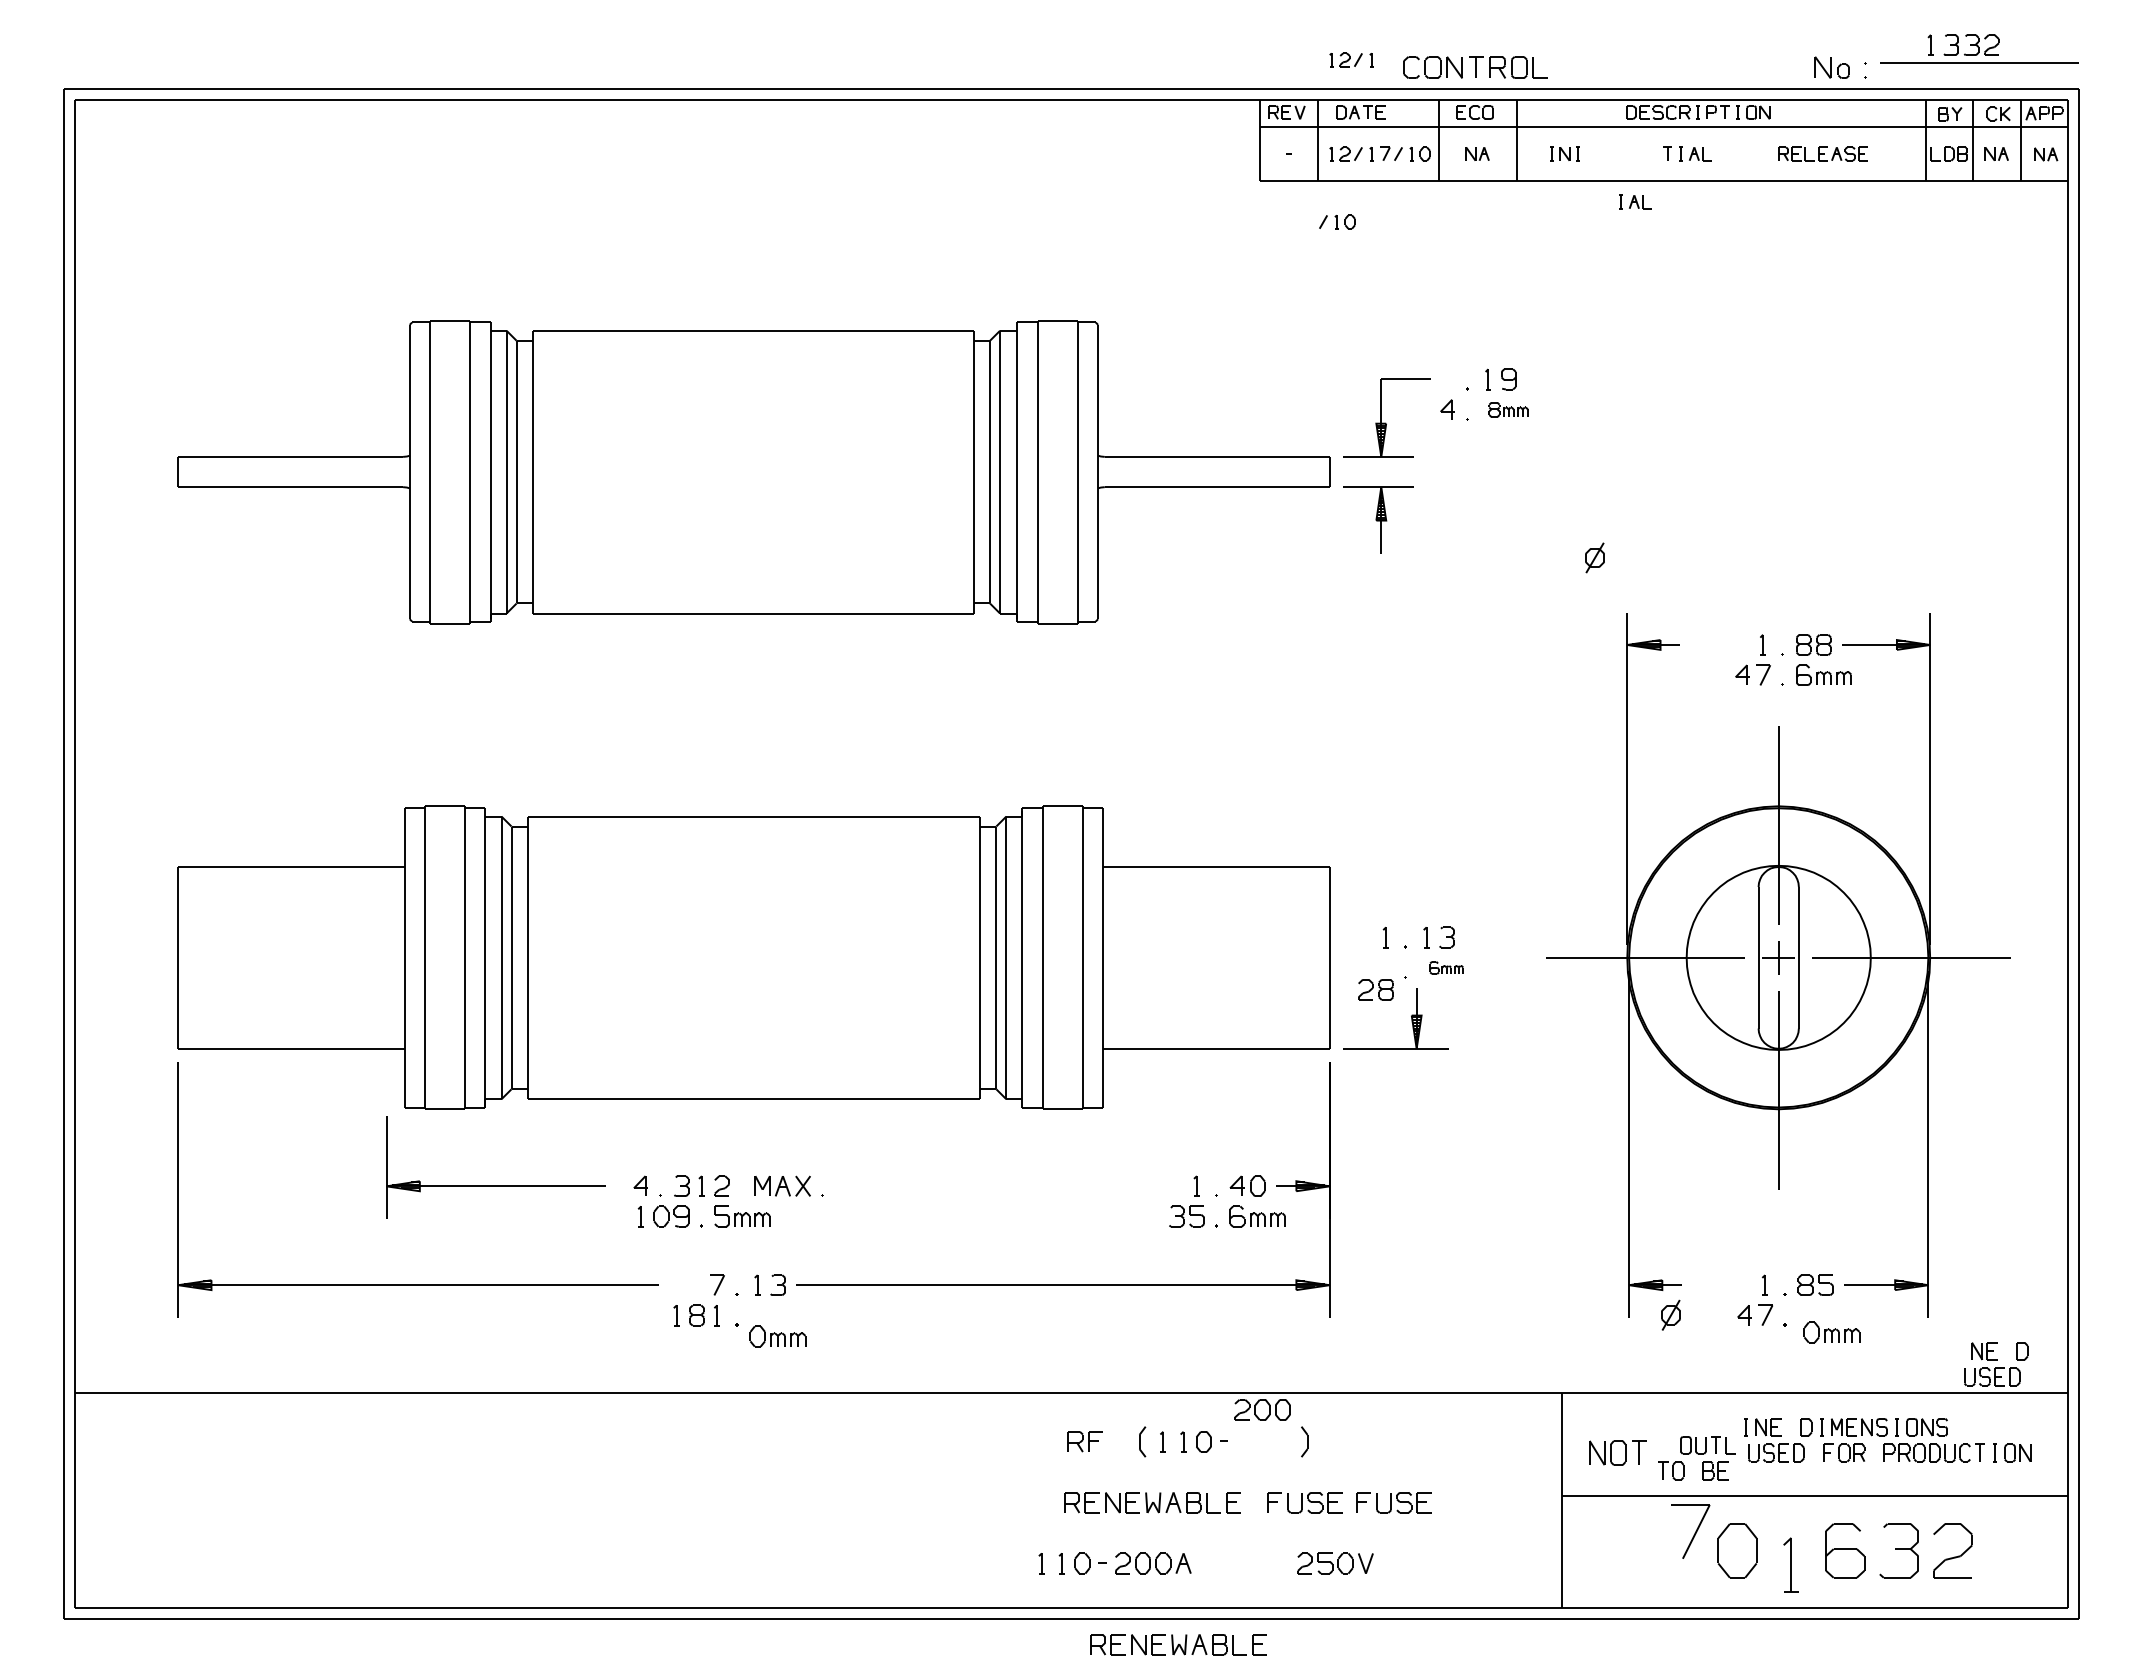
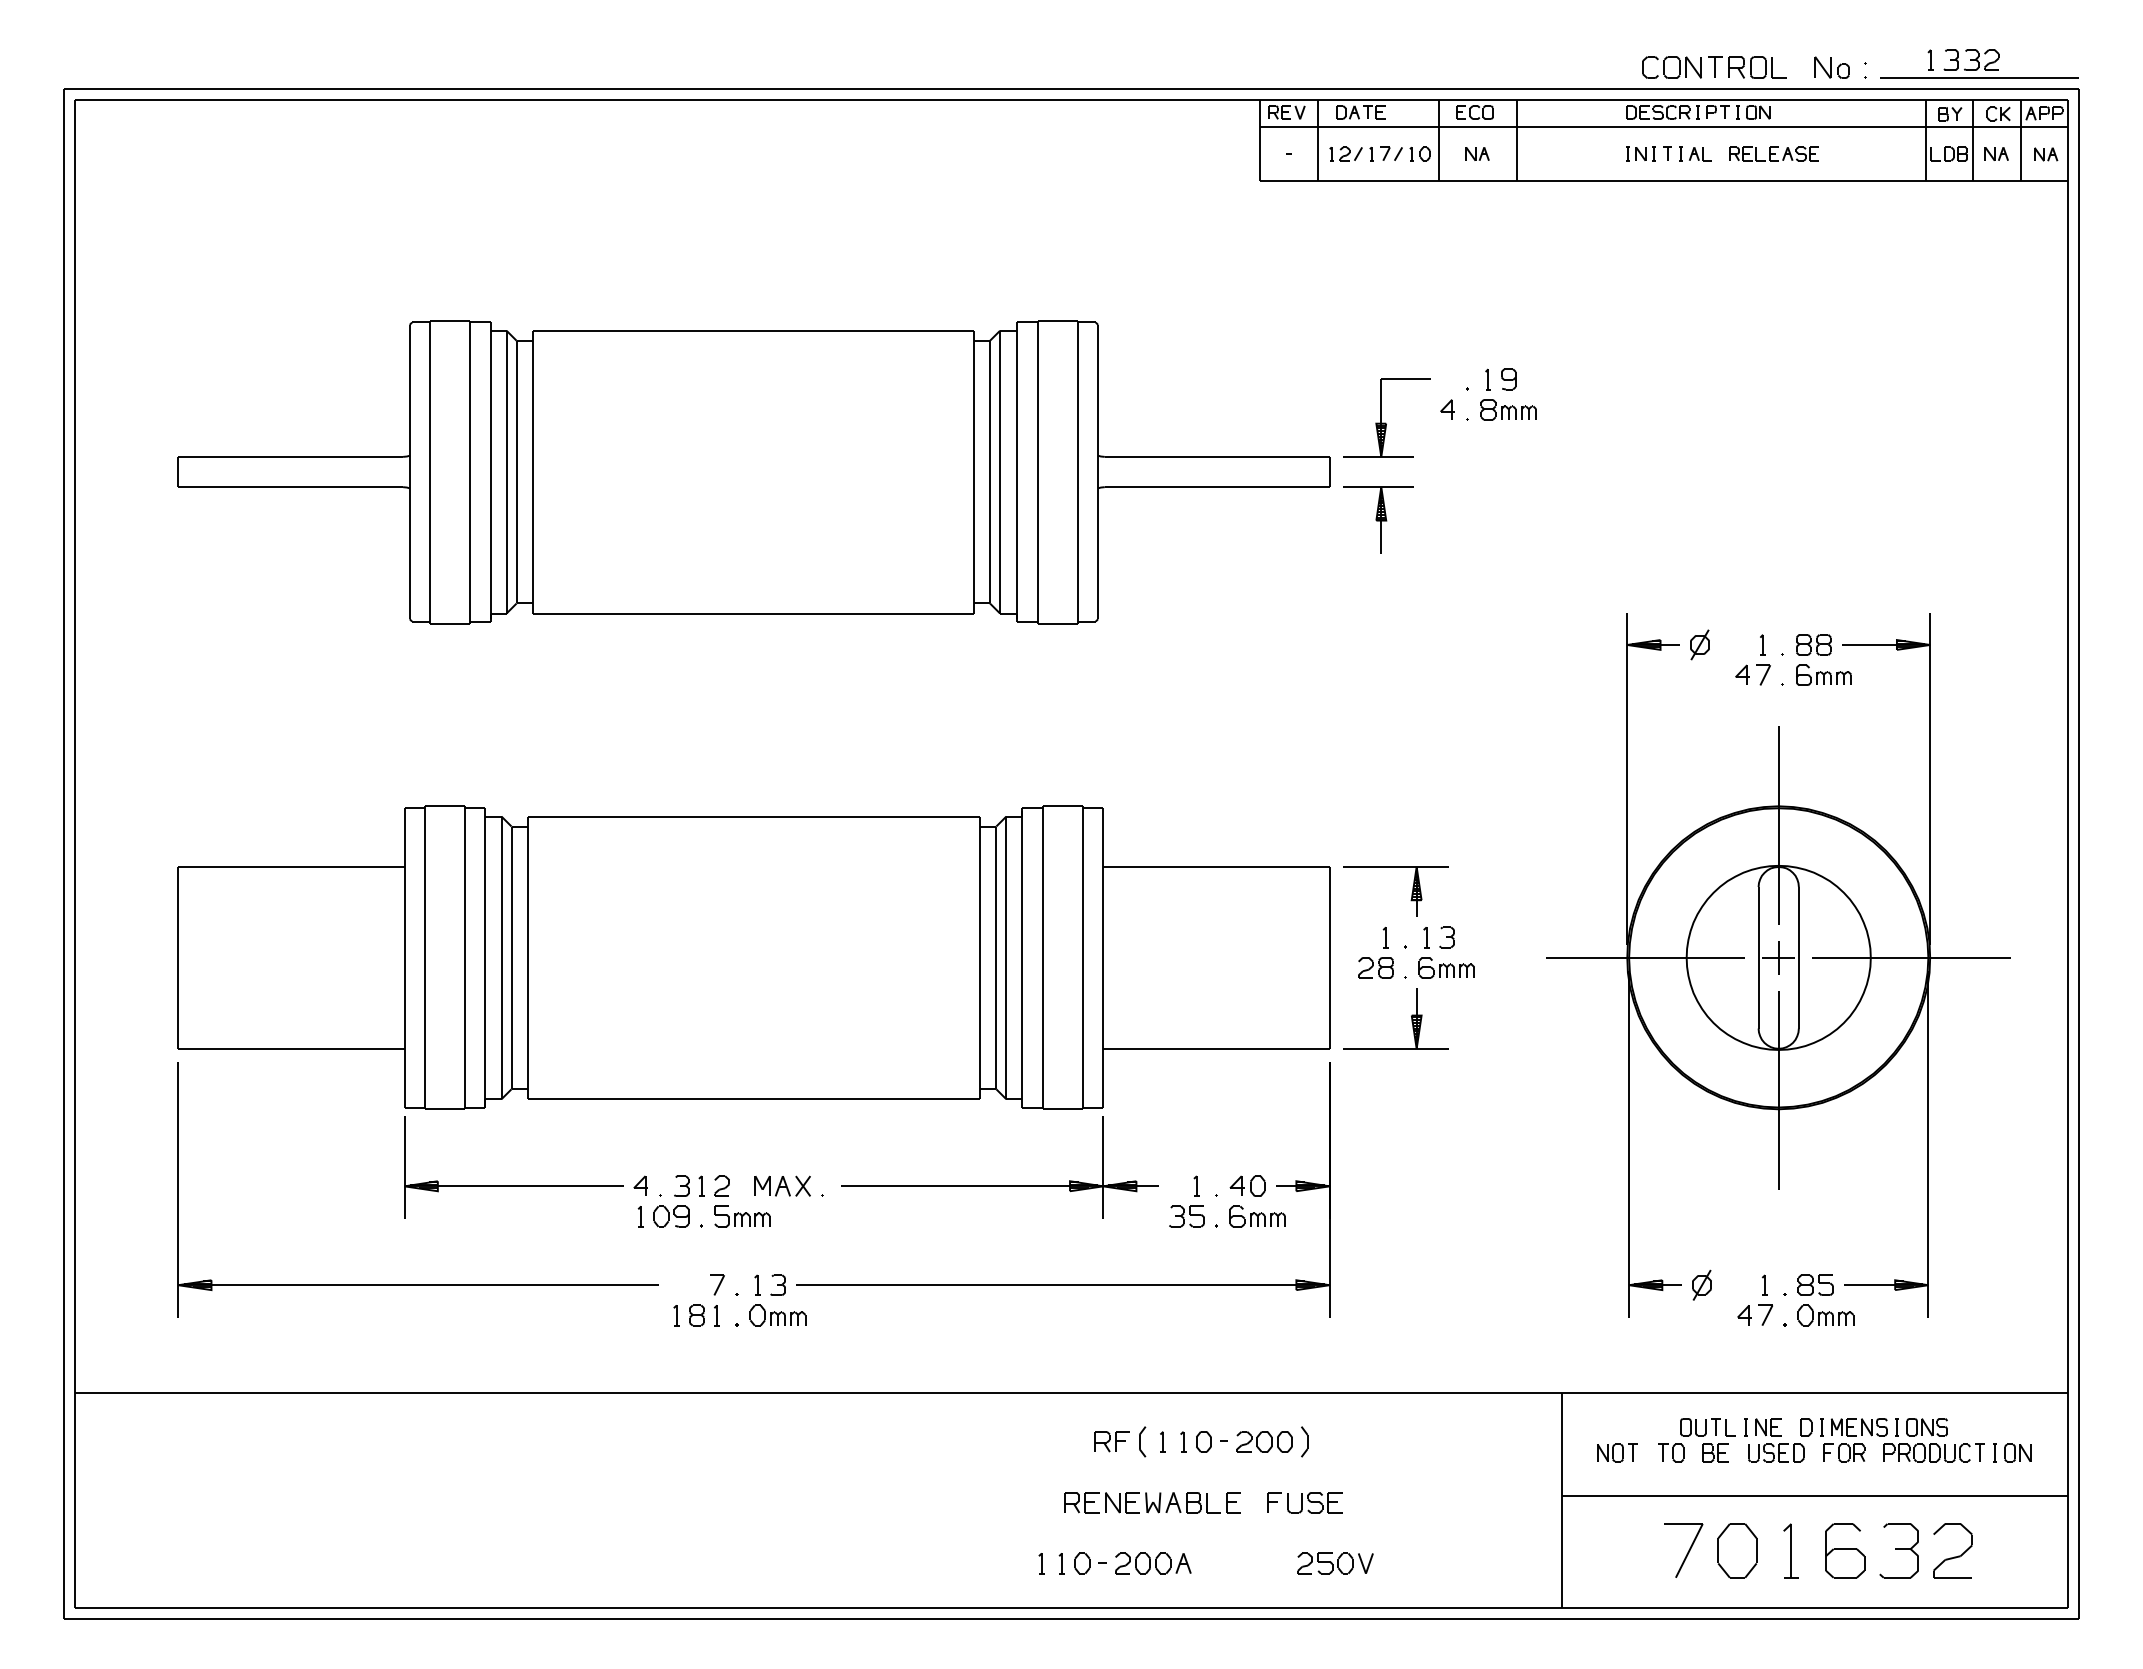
part position: (1979, 48) -> (1979, 63) (1979, 63)
part: present -> none (1351, 59)
part position: (1475, 67) -> (1714, 67) (1714, 67)
part position: (1564, 153) -> (1640, 153) (1640, 153)
part position: (1822, 153) -> (1773, 153) (1773, 153)
part: present -> none (1635, 201)
part: present -> none (1337, 221)
part size: 41x16 px -> 57x22 px (1508, 409)
part position: (1594, 557) -> (1699, 644) (1699, 644)
part: none -> present (1411, 893)
part size: 35x14 px -> 57x22 px (1446, 967)
part position: (1375, 989) -> (1375, 967) (1375, 967)
part position: (495, 1185) -> (513, 1185) (513, 1185)
part: none -> present (999, 1185)
part position: (1670, 1314) -> (1701, 1284) (1701, 1284)
part position: (1831, 1332) -> (1825, 1315) (1825, 1315)
part position: (777, 1336) -> (777, 1315) (777, 1315)
part: present -> none (1996, 1364)
part position: (1262, 1409) -> (1264, 1441) (1264, 1441)
part position: (1084, 1441) -> (1111, 1441) (1111, 1441)
part size: 58x26 px -> 41x20 px (1617, 1452)
part position: (1696, 1458) -> (1696, 1440) (1696, 1440)
part: present -> none (1393, 1502)
part position: (1690, 1531) -> (1683, 1550) (1683, 1550)
part position: (1790, 1564) -> (1790, 1550) (1790, 1550)
part: present -> none (1178, 1644)
